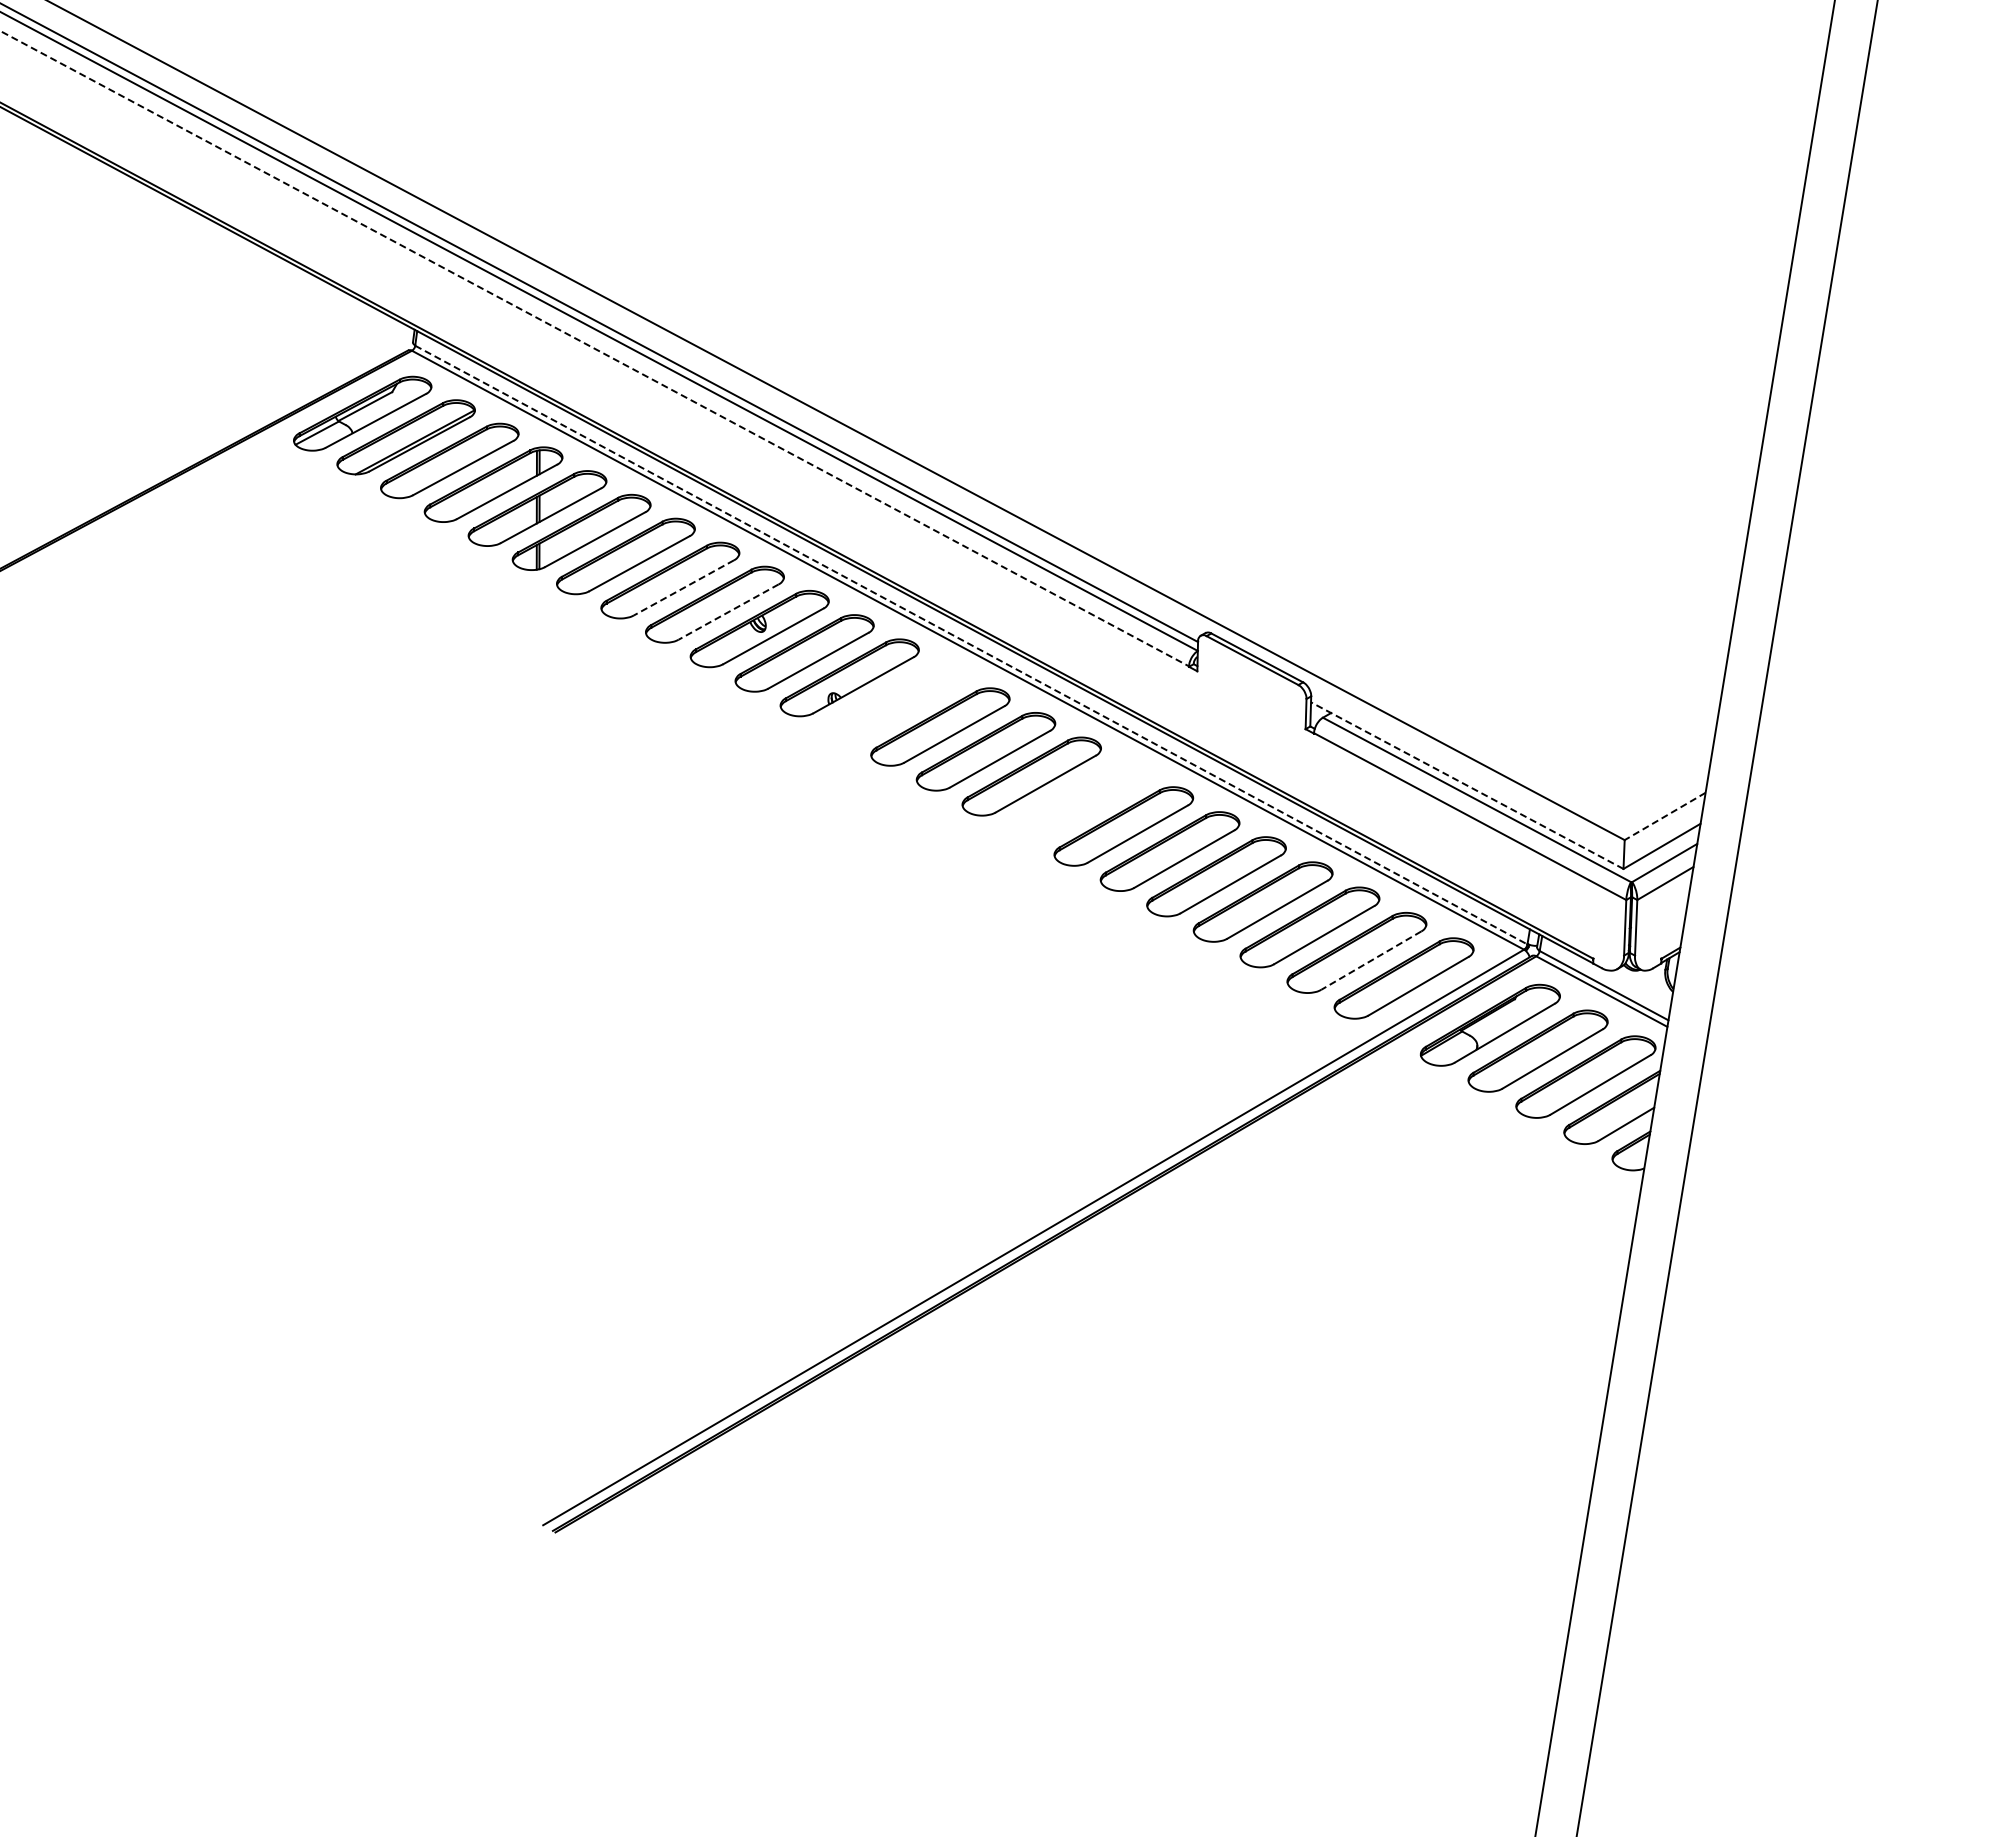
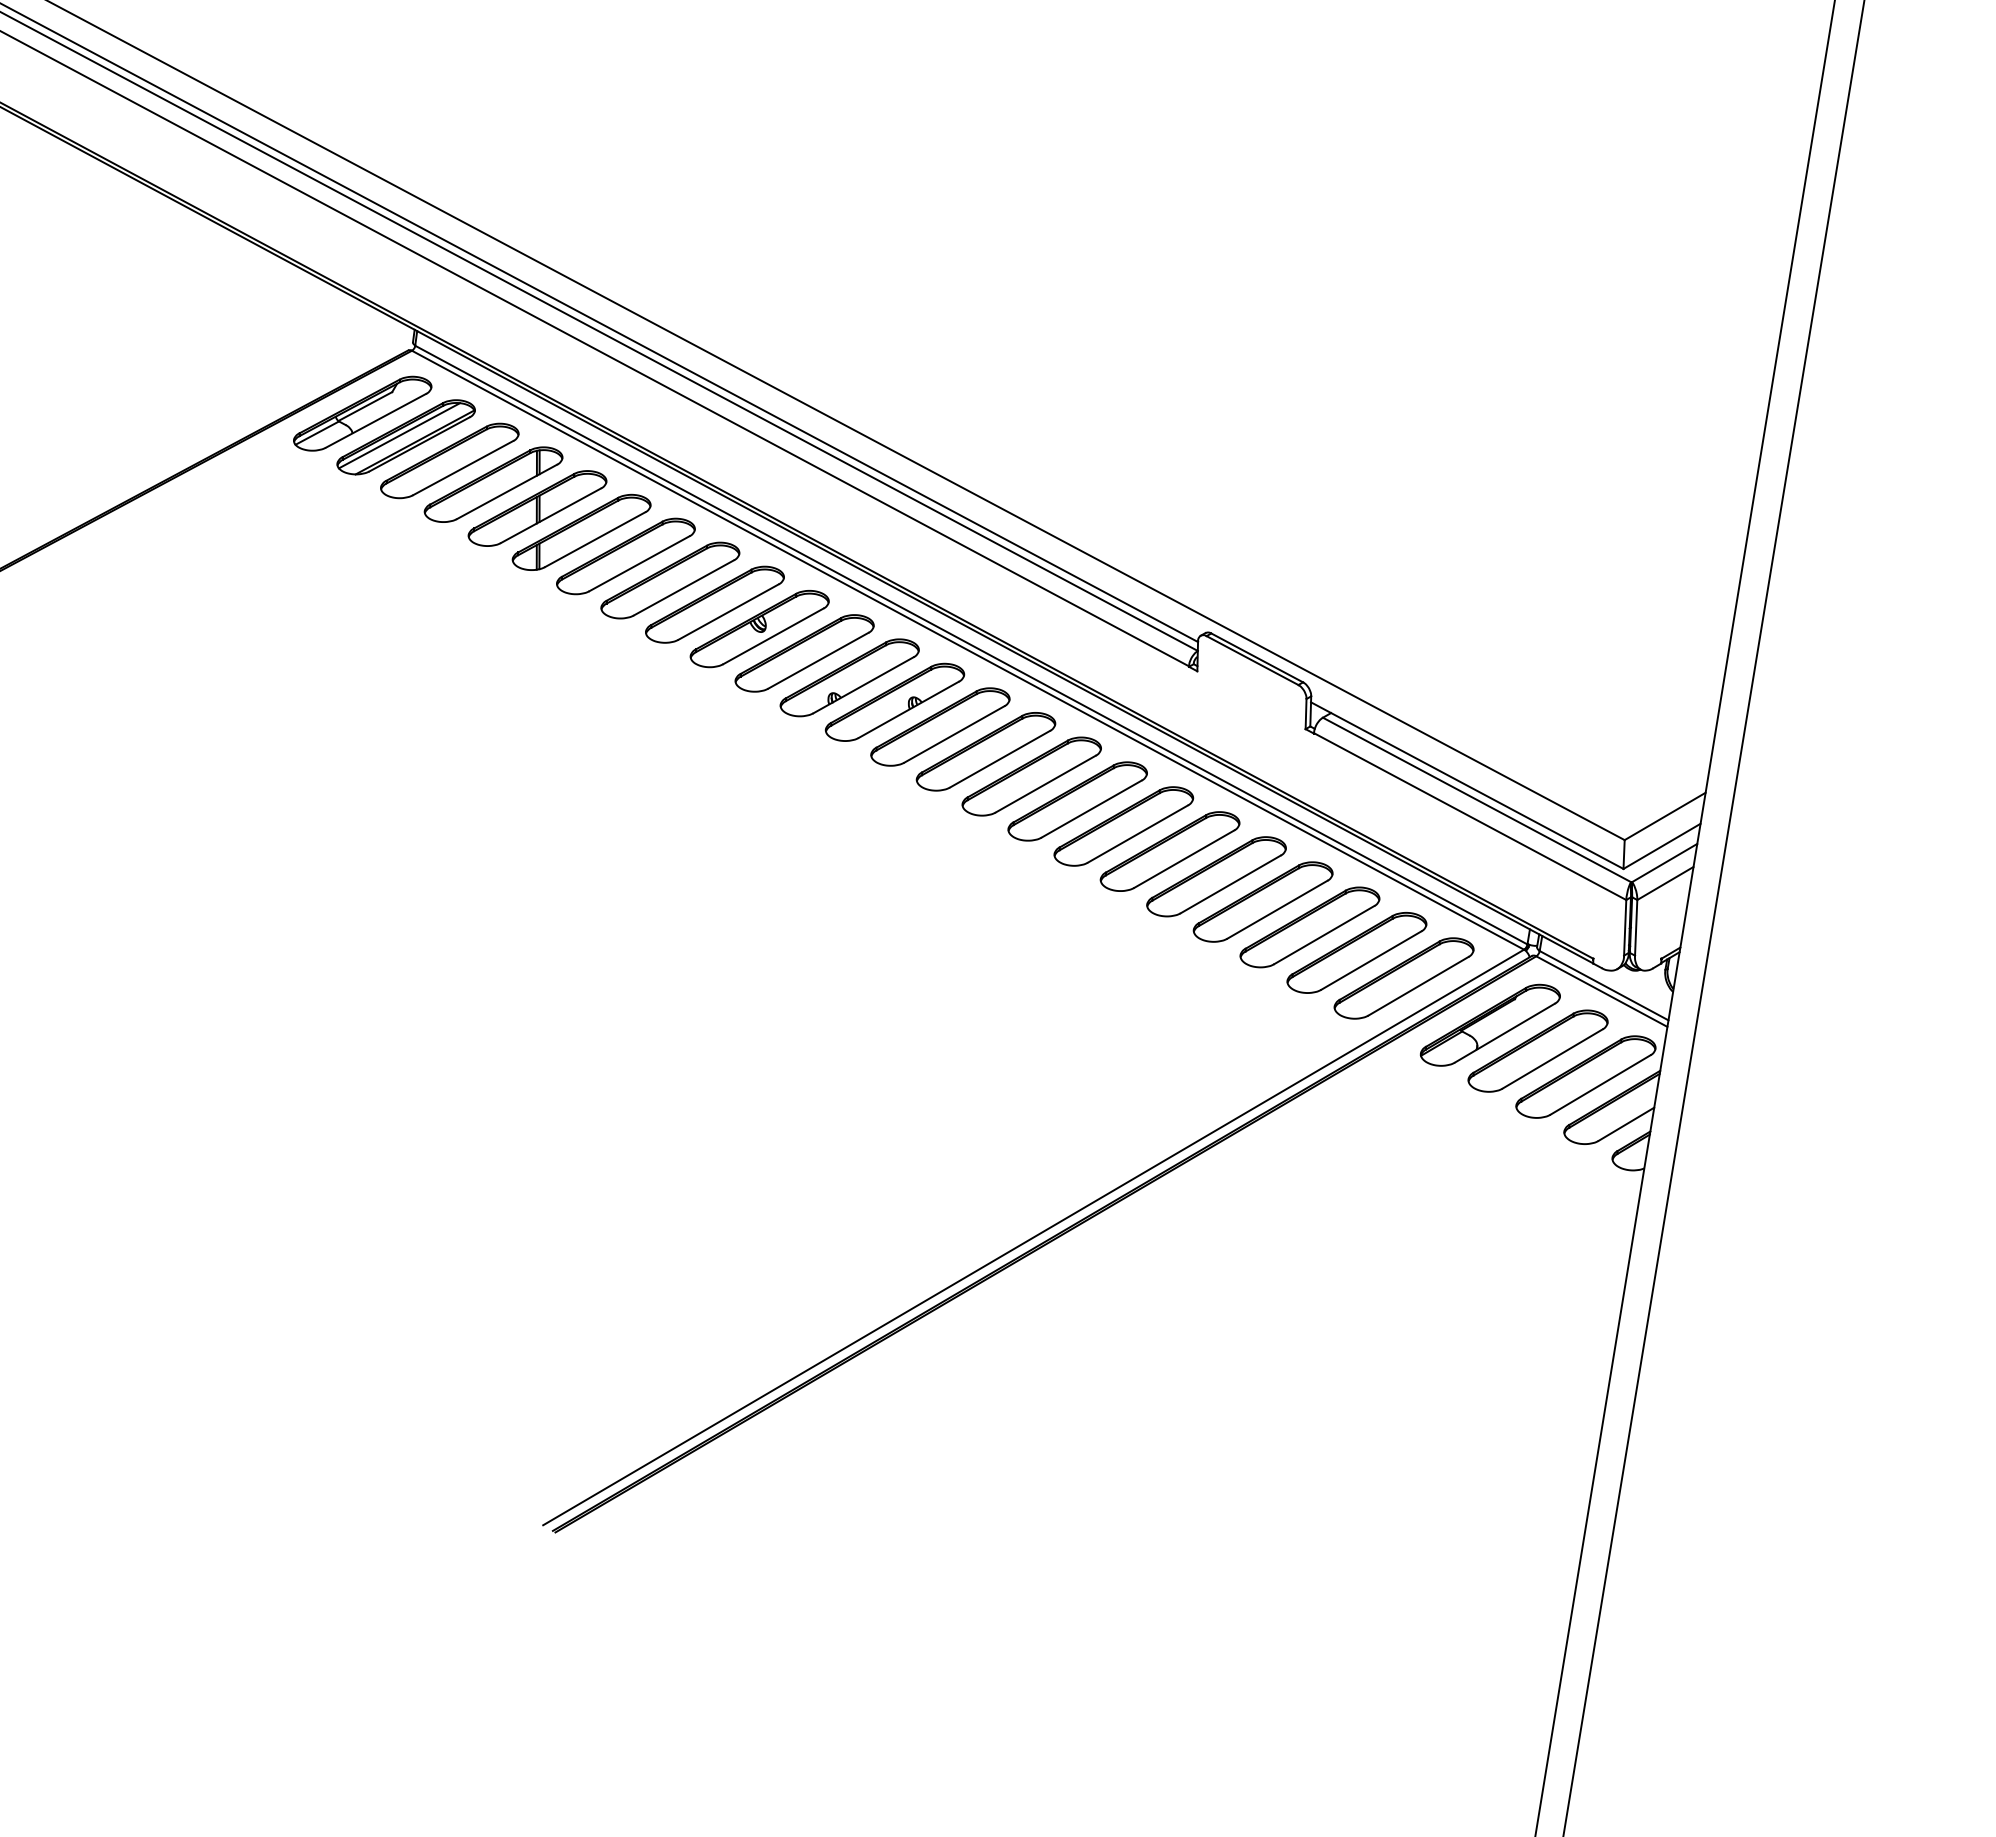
line: dashed -> solid (594, 348)
line: none -> present (399, 435)
line: dashed -> solid (683, 588)
line: dashed -> solid (728, 612)
line: dashed -> solid (971, 645)
part: none -> present (894, 701)
line: dashed -> solid (1466, 785)
part: none -> present (1077, 801)
line: dashed -> solid (1665, 816)
line position: (1727, 917) -> (1713, 917) (1713, 917)
line: dashed -> solid (1371, 960)
